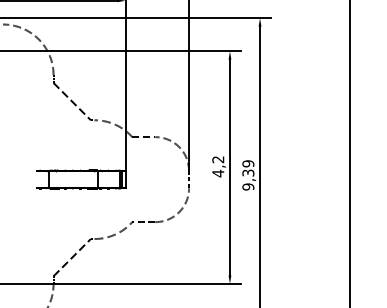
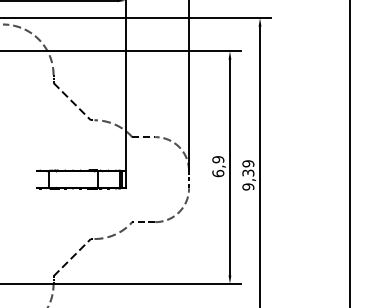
text: 4,2 -> 6,9 (218, 166)
